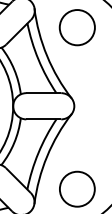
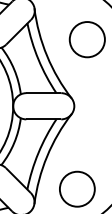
part position: (76, 27) -> (86, 39) (86, 39)
